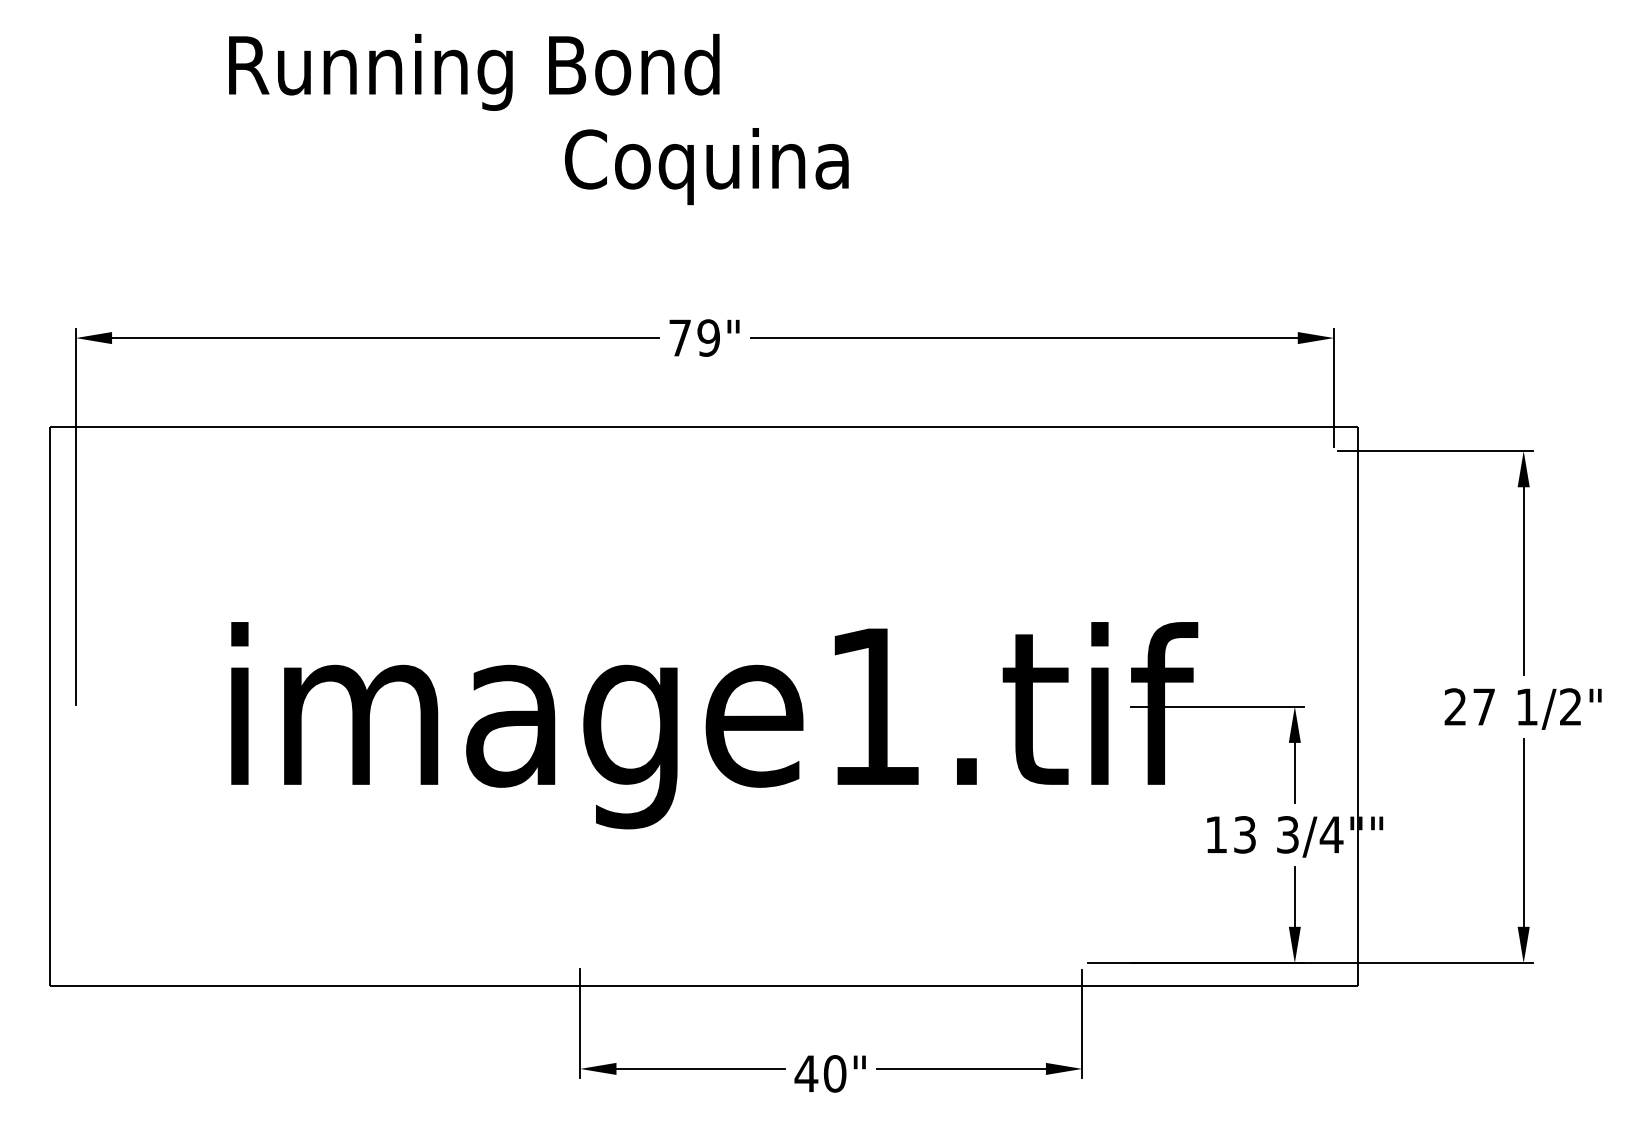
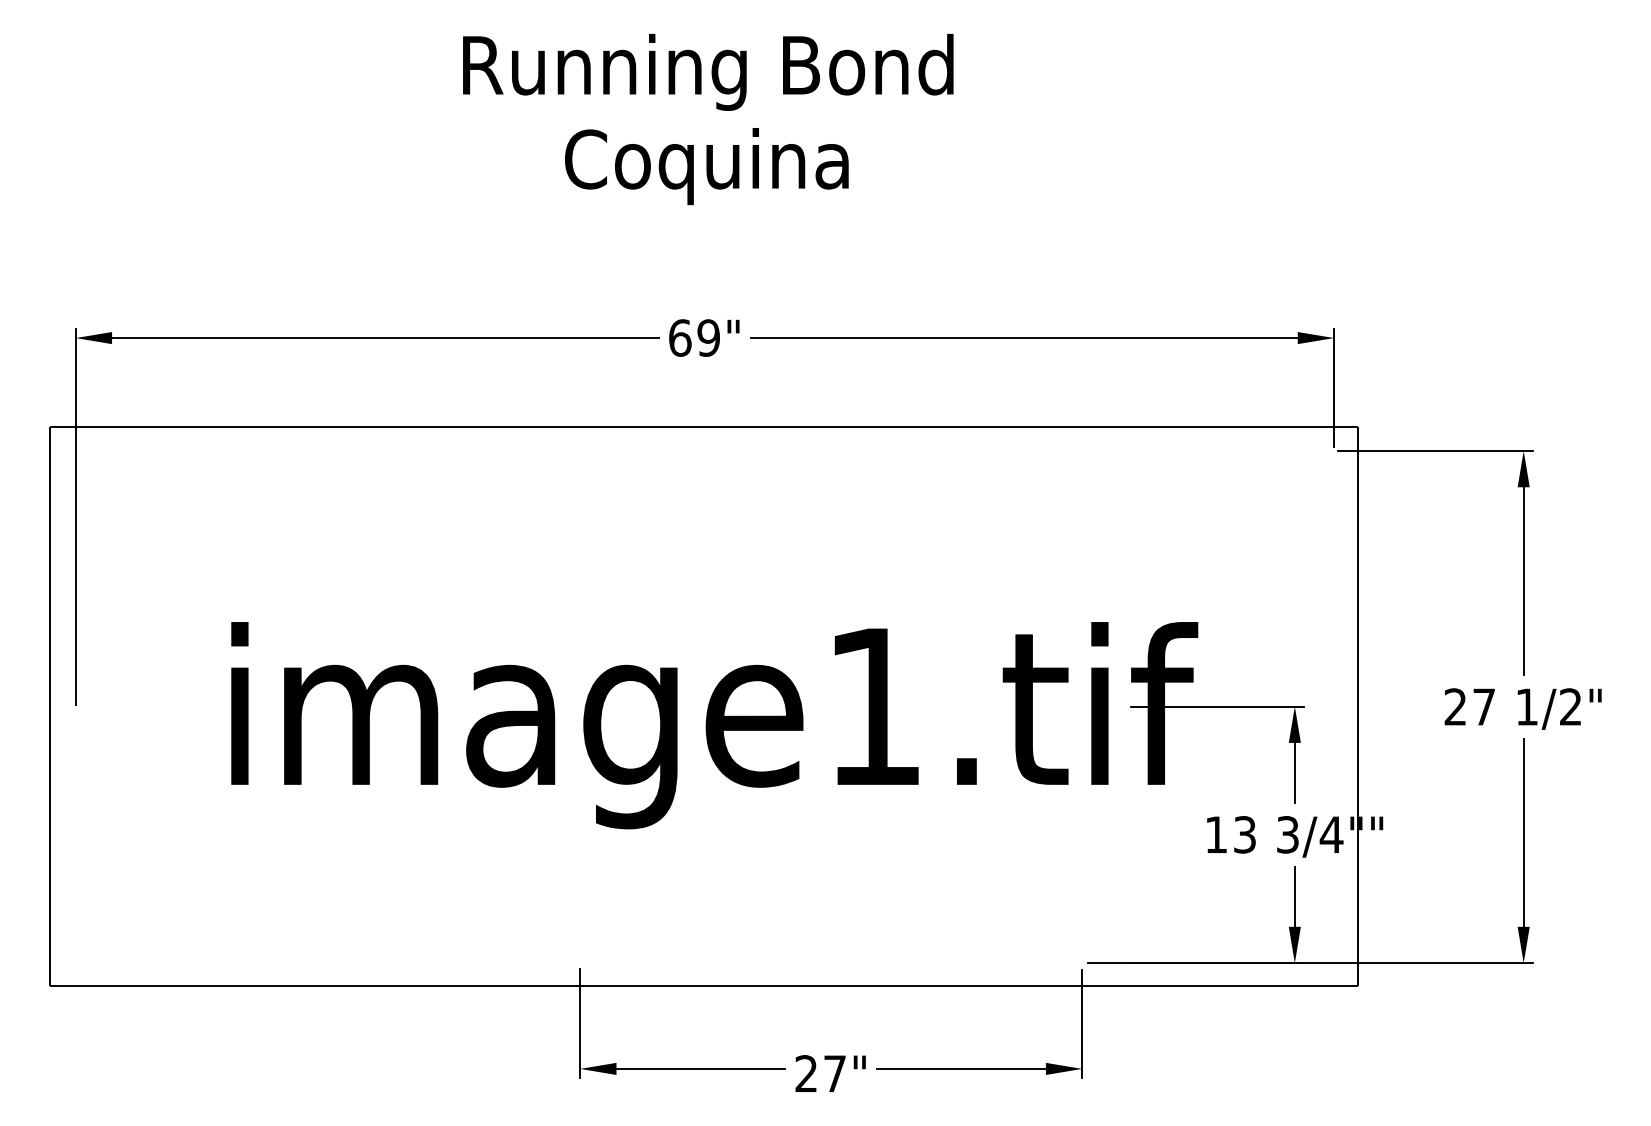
text position: (474, 72) -> (708, 72) (708, 72)
text: 79" -> 69" (680, 337)
text: 40" -> 27" (820, 1073)
